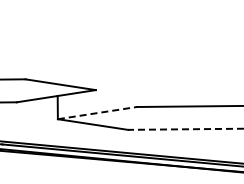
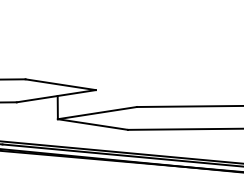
line: dashed -> solid (97, 113)
line: dashed -> solid (185, 129)
